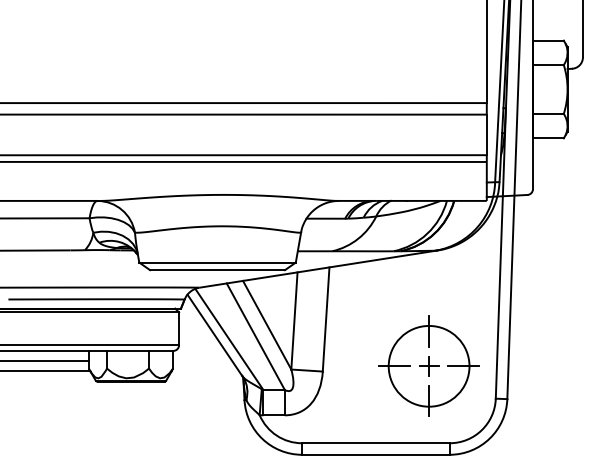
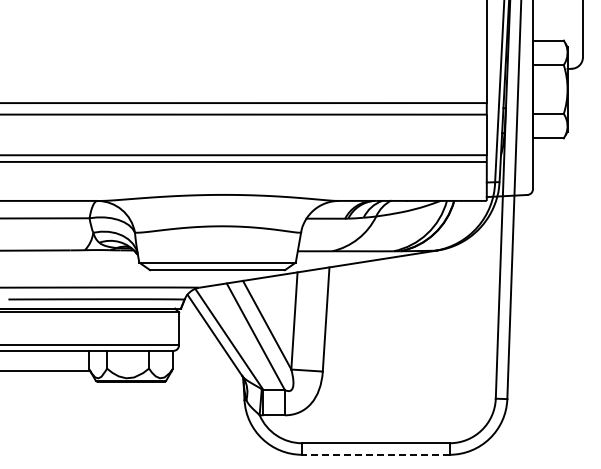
line: present -> none (45, 360)
part: present -> none (428, 365)
line: solid -> dashed (375, 454)
